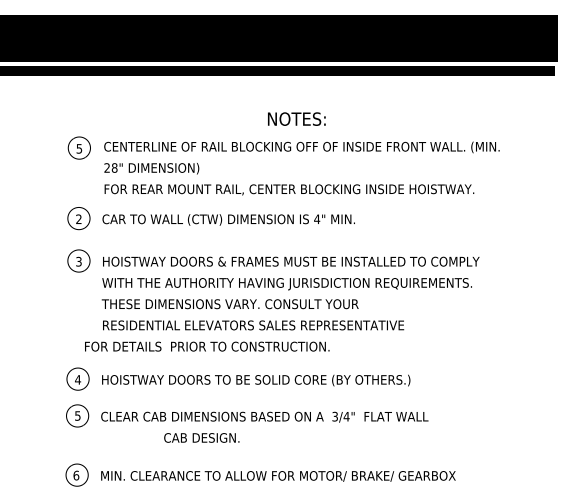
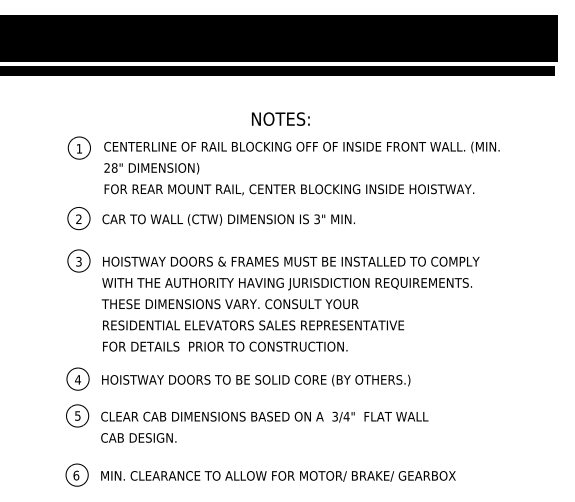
text position: (296, 118) -> (280, 118) (280, 118)
text: 5 -> 1 (79, 148)
text: 4" -> 3" (317, 219)
text position: (207, 346) -> (225, 346) (225, 346)
text position: (201, 437) -> (138, 437) (138, 437)
